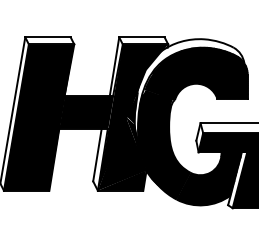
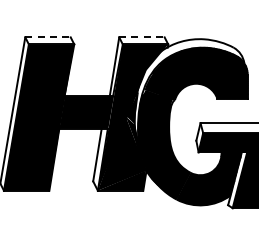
line: solid -> dashed (48, 37)
line: solid -> dashed (141, 37)
